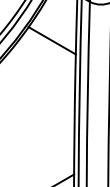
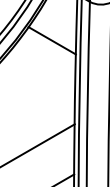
line: none -> present (38, 144)
